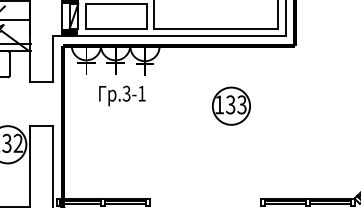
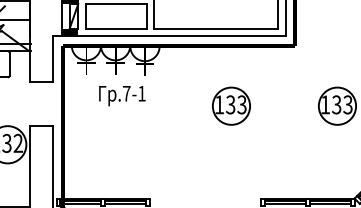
text: .3-1 -> .7-1 (126, 93)
part: none -> present (337, 105)
